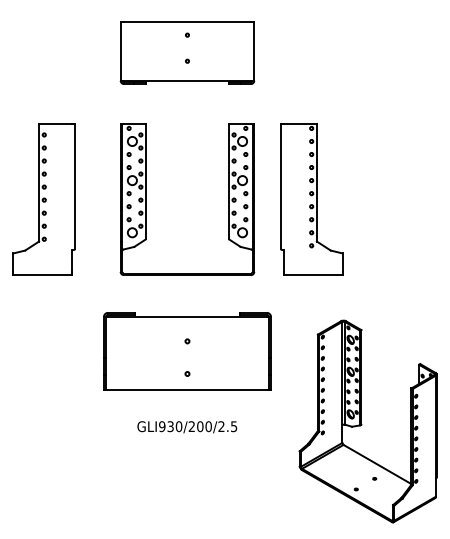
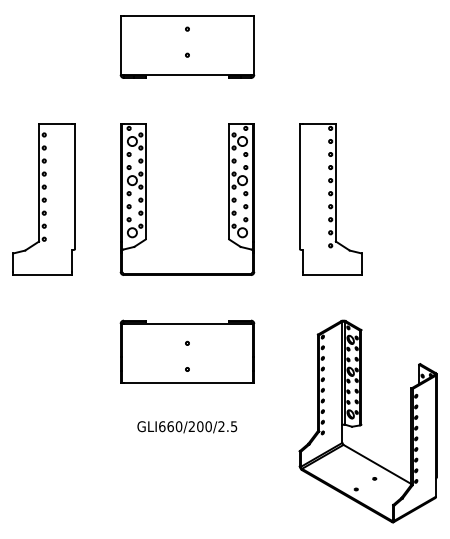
part position: (187, 52) -> (187, 46) (187, 46)
part position: (311, 199) -> (330, 199) (330, 199)
part size: 169x79 px -> 137x65 px (187, 351)
text: GLI930/200/2.5 -> GLI660/200/2.5 (166, 426)
